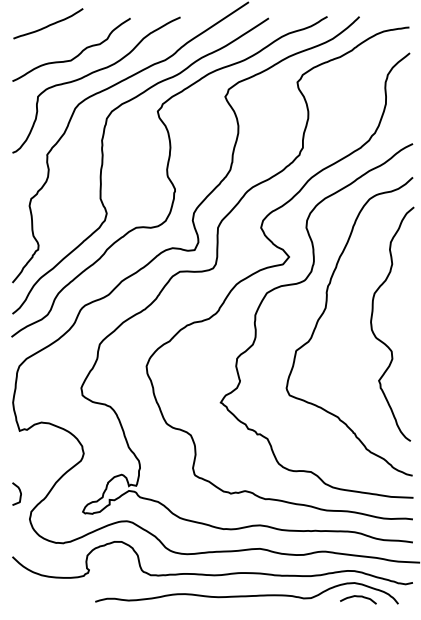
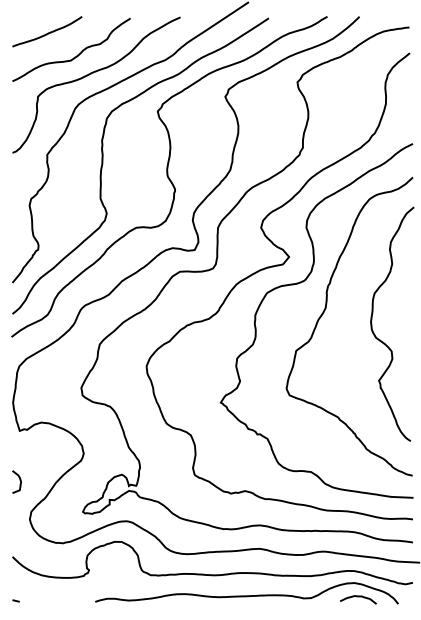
curve position: (48, 24) -> (47, 32) (47, 32)
curve position: (19, 492) -> (19, 480) (19, 480)
line: none -> present (15, 600)
